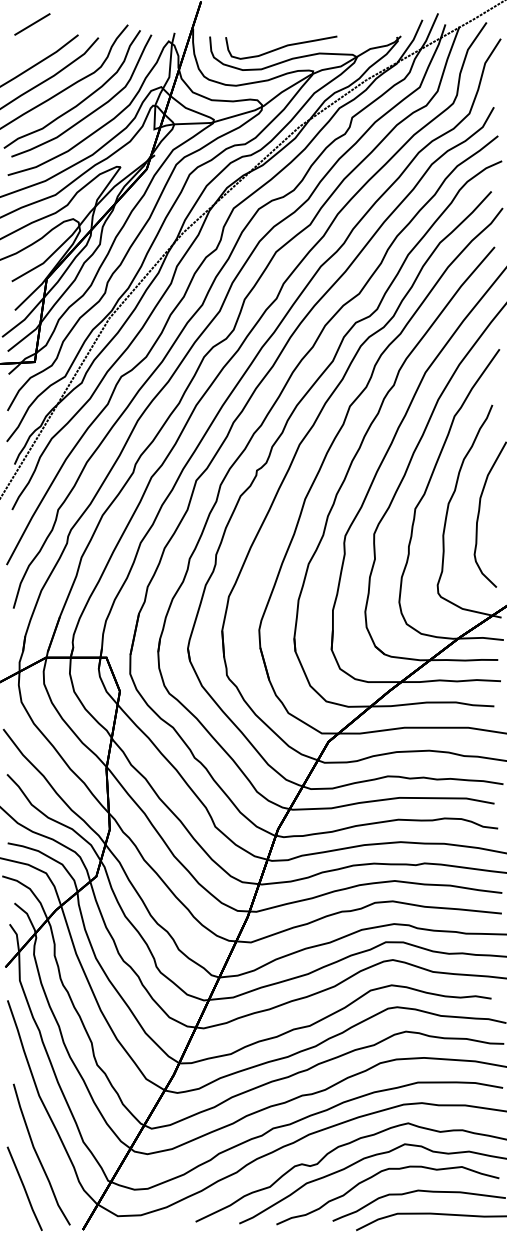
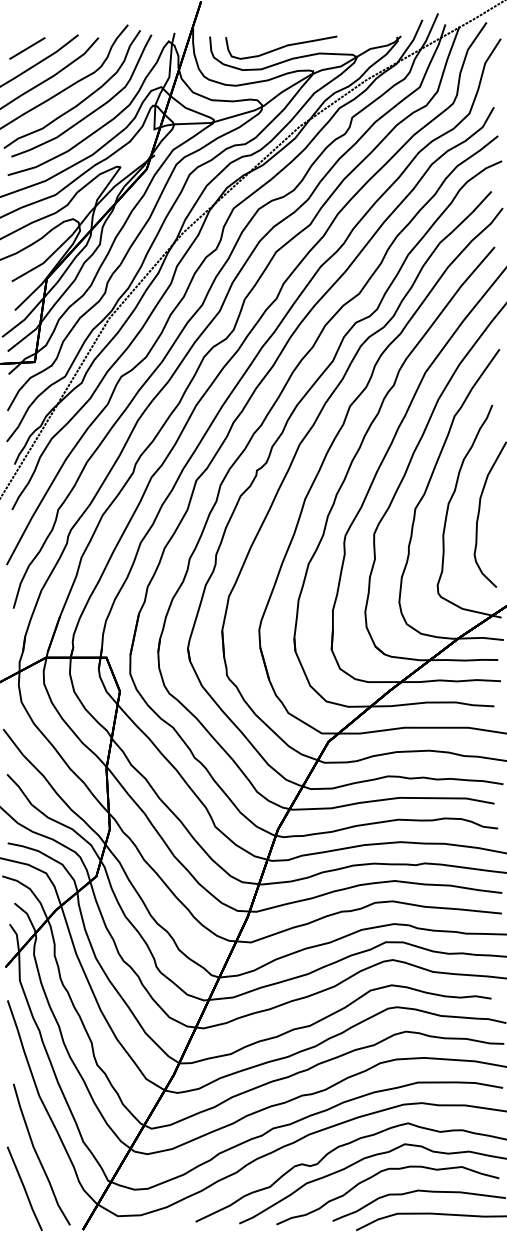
line position: (32, 24) -> (27, 48) (27, 48)
